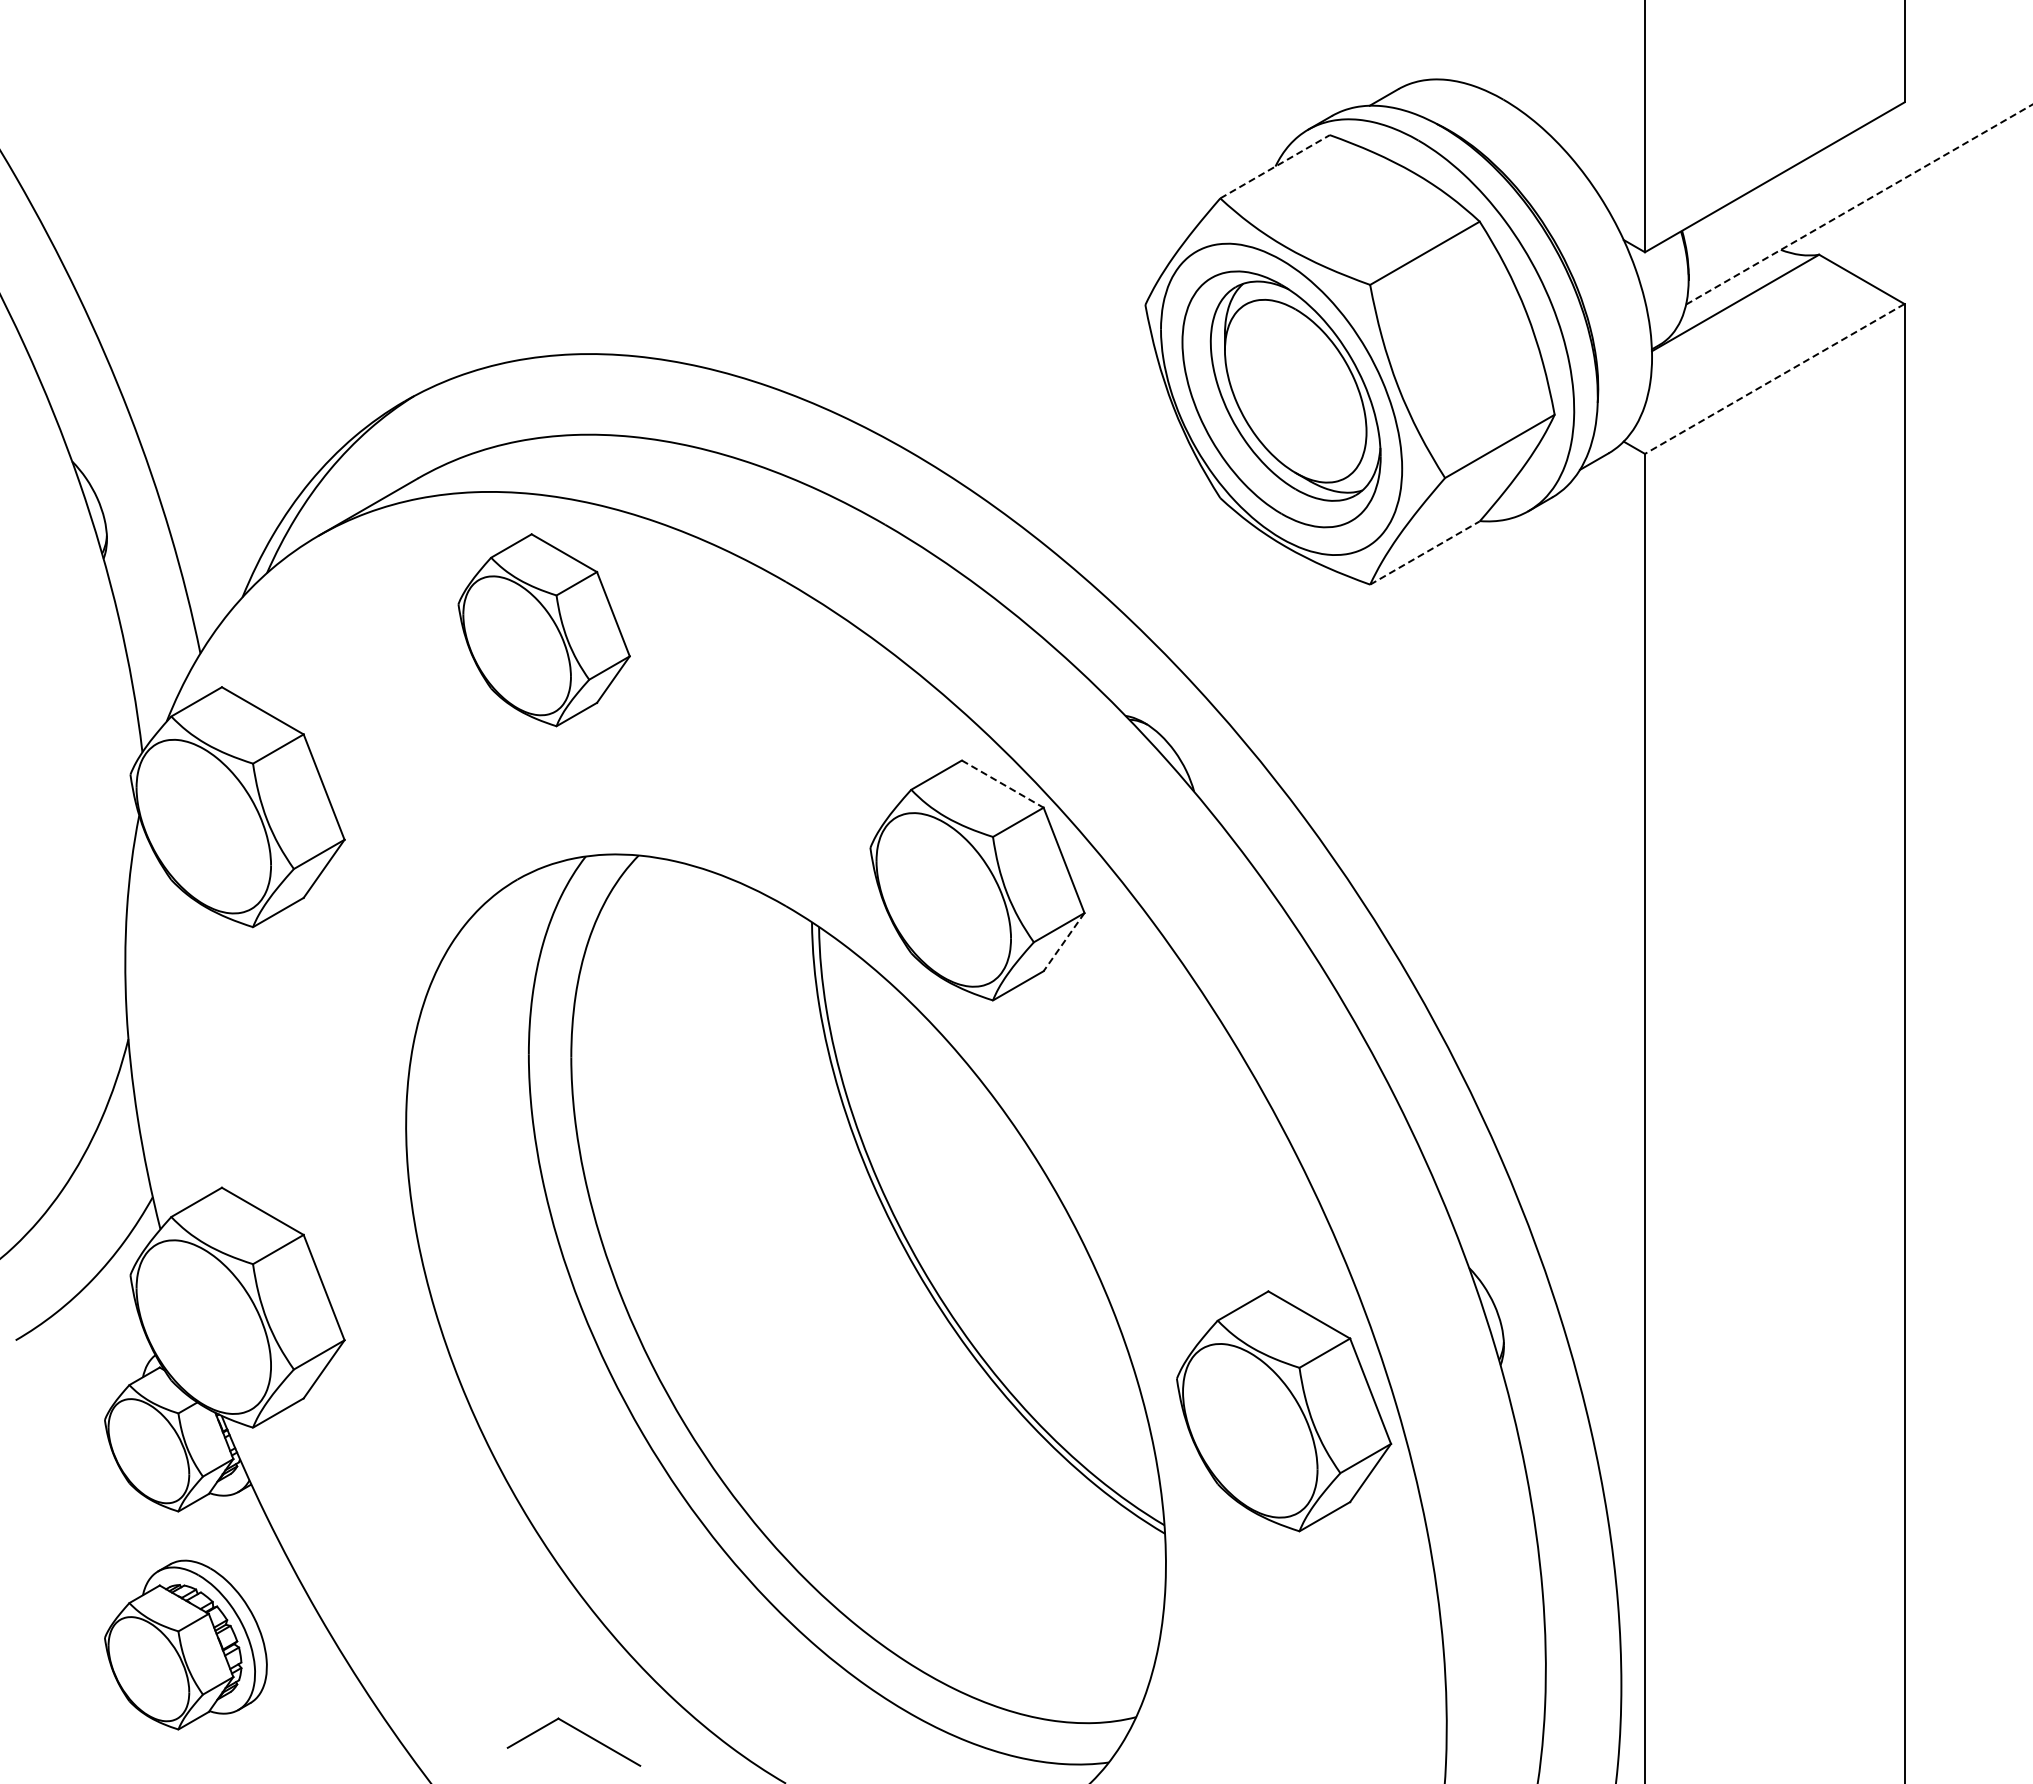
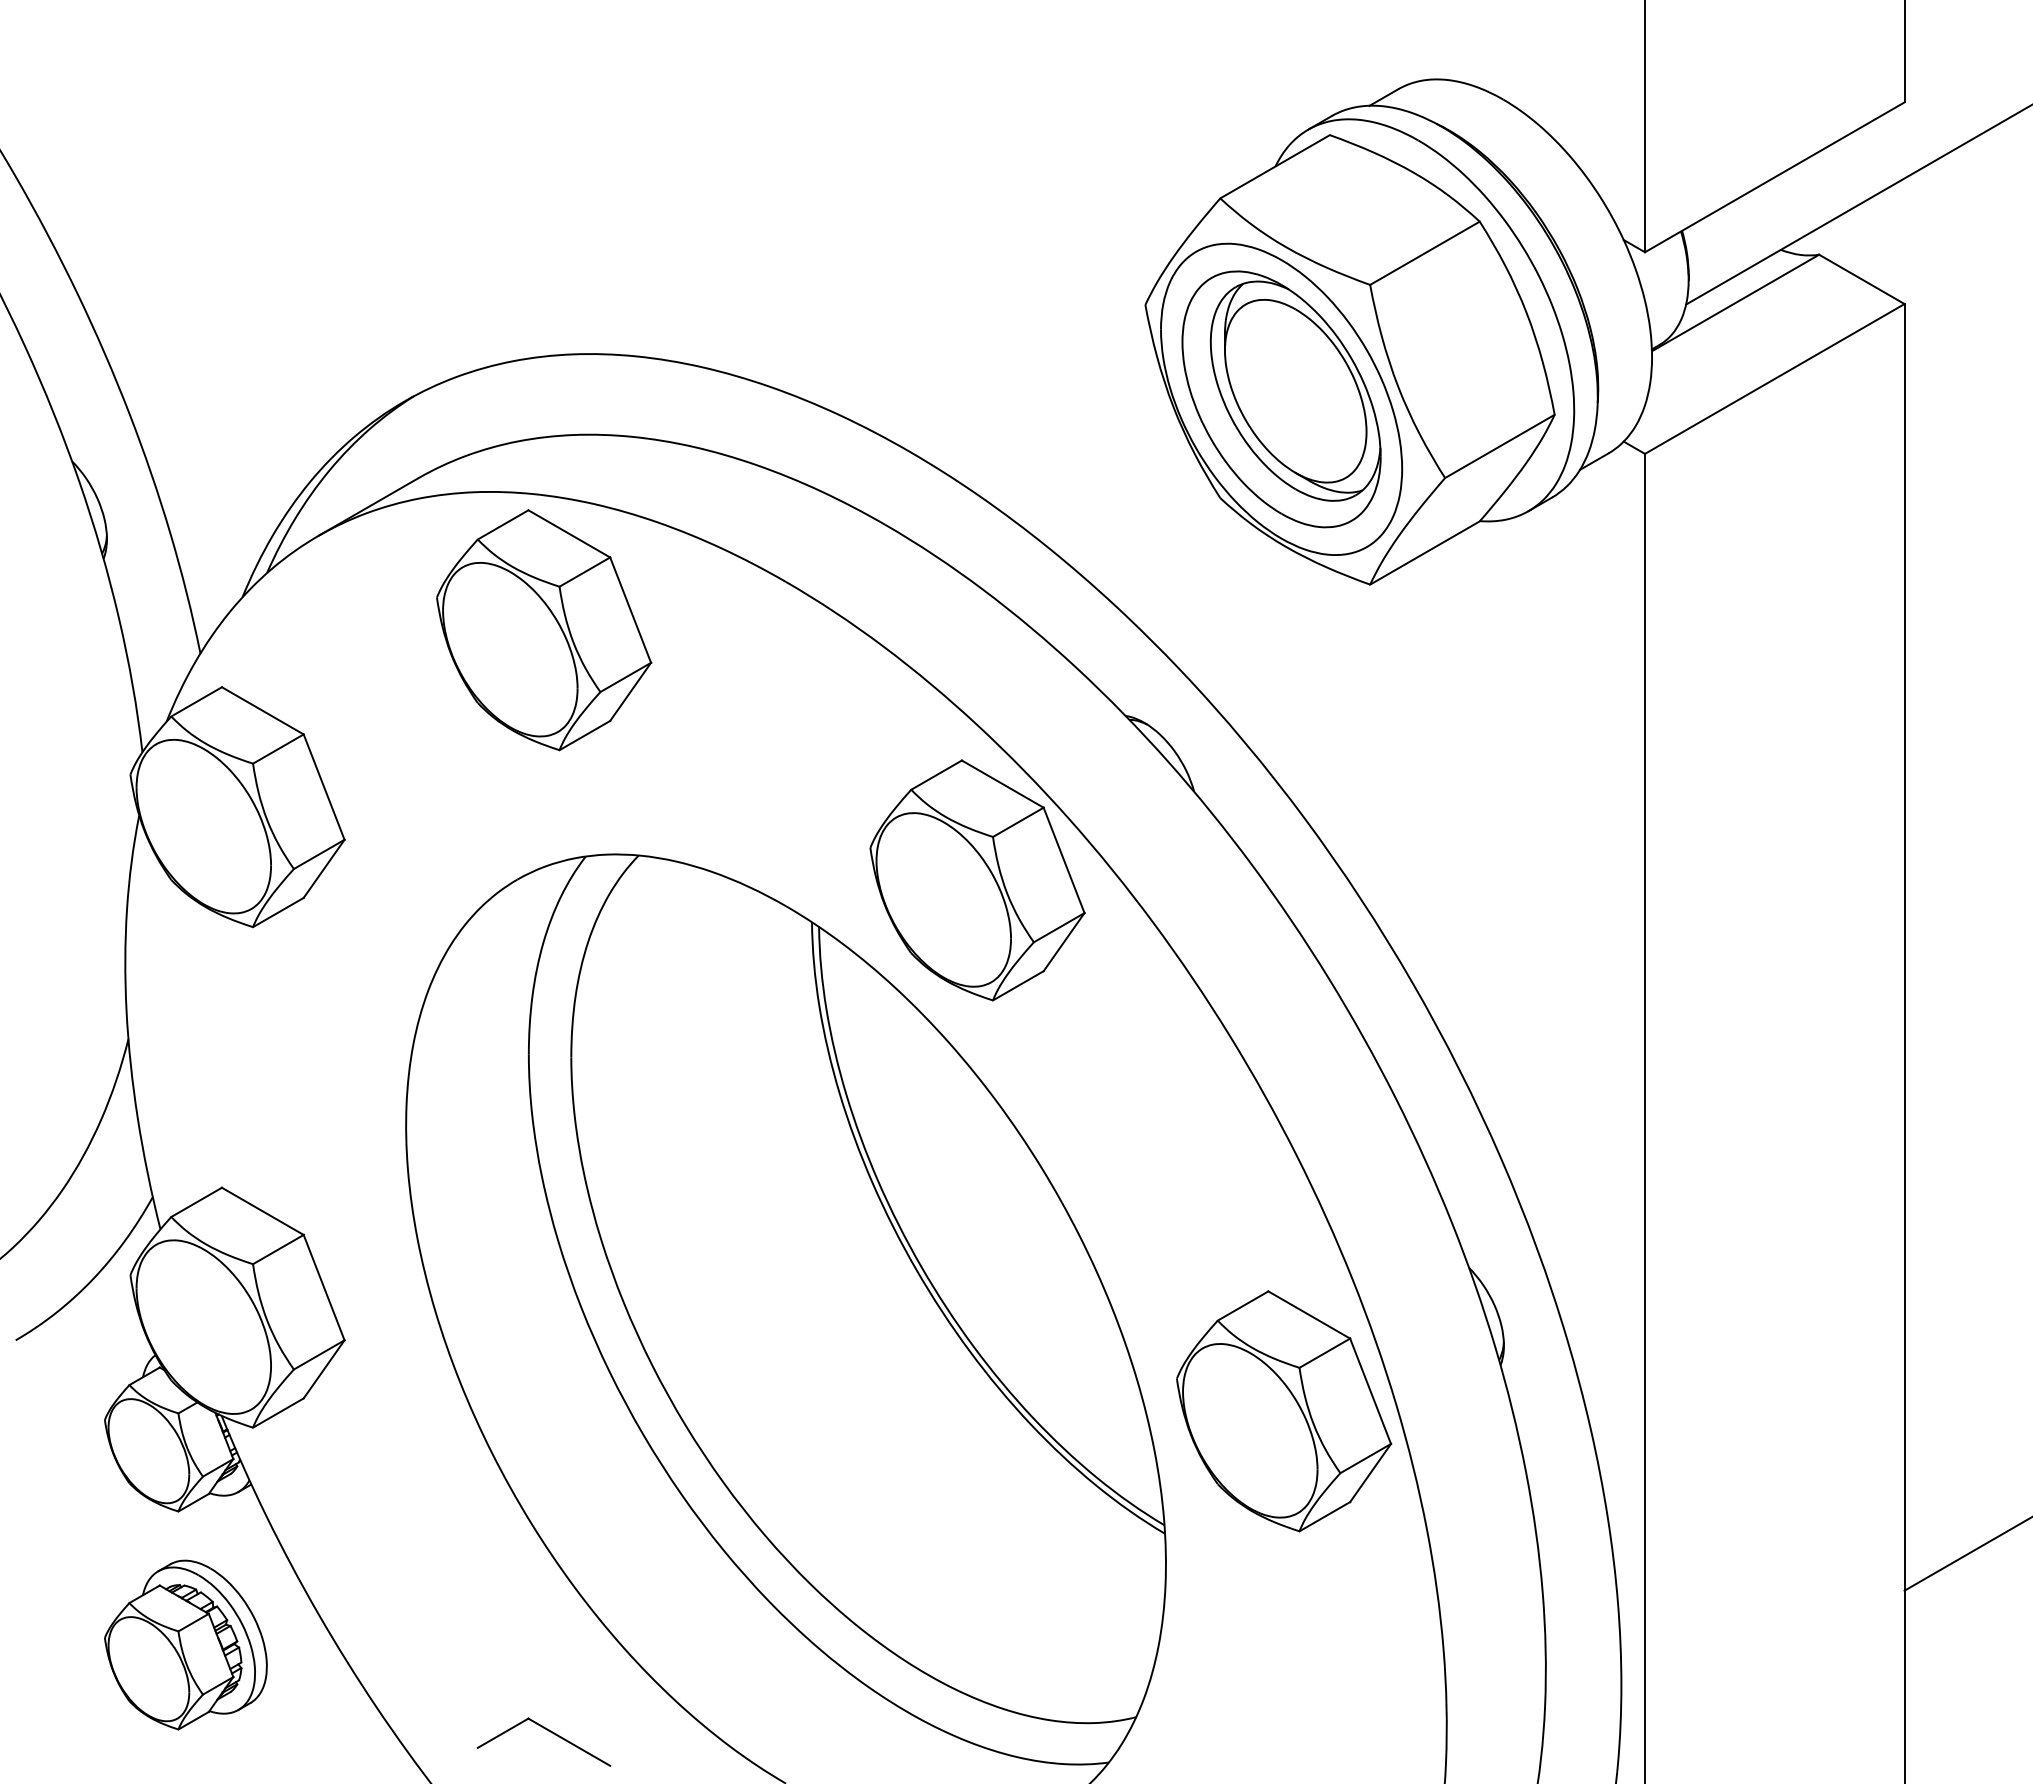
line: dashed -> solid (1275, 166)
line: dashed -> solid (1859, 204)
line: dashed -> solid (1774, 378)
line: dashed -> solid (1425, 552)
part size: 174x195 px -> 217x243 px (544, 630)
line: dashed -> solid (1003, 784)
line: dashed -> solid (1064, 942)
line: none -> present (1966, 1554)
part position: (578, 1731) -> (548, 1731) (548, 1731)
